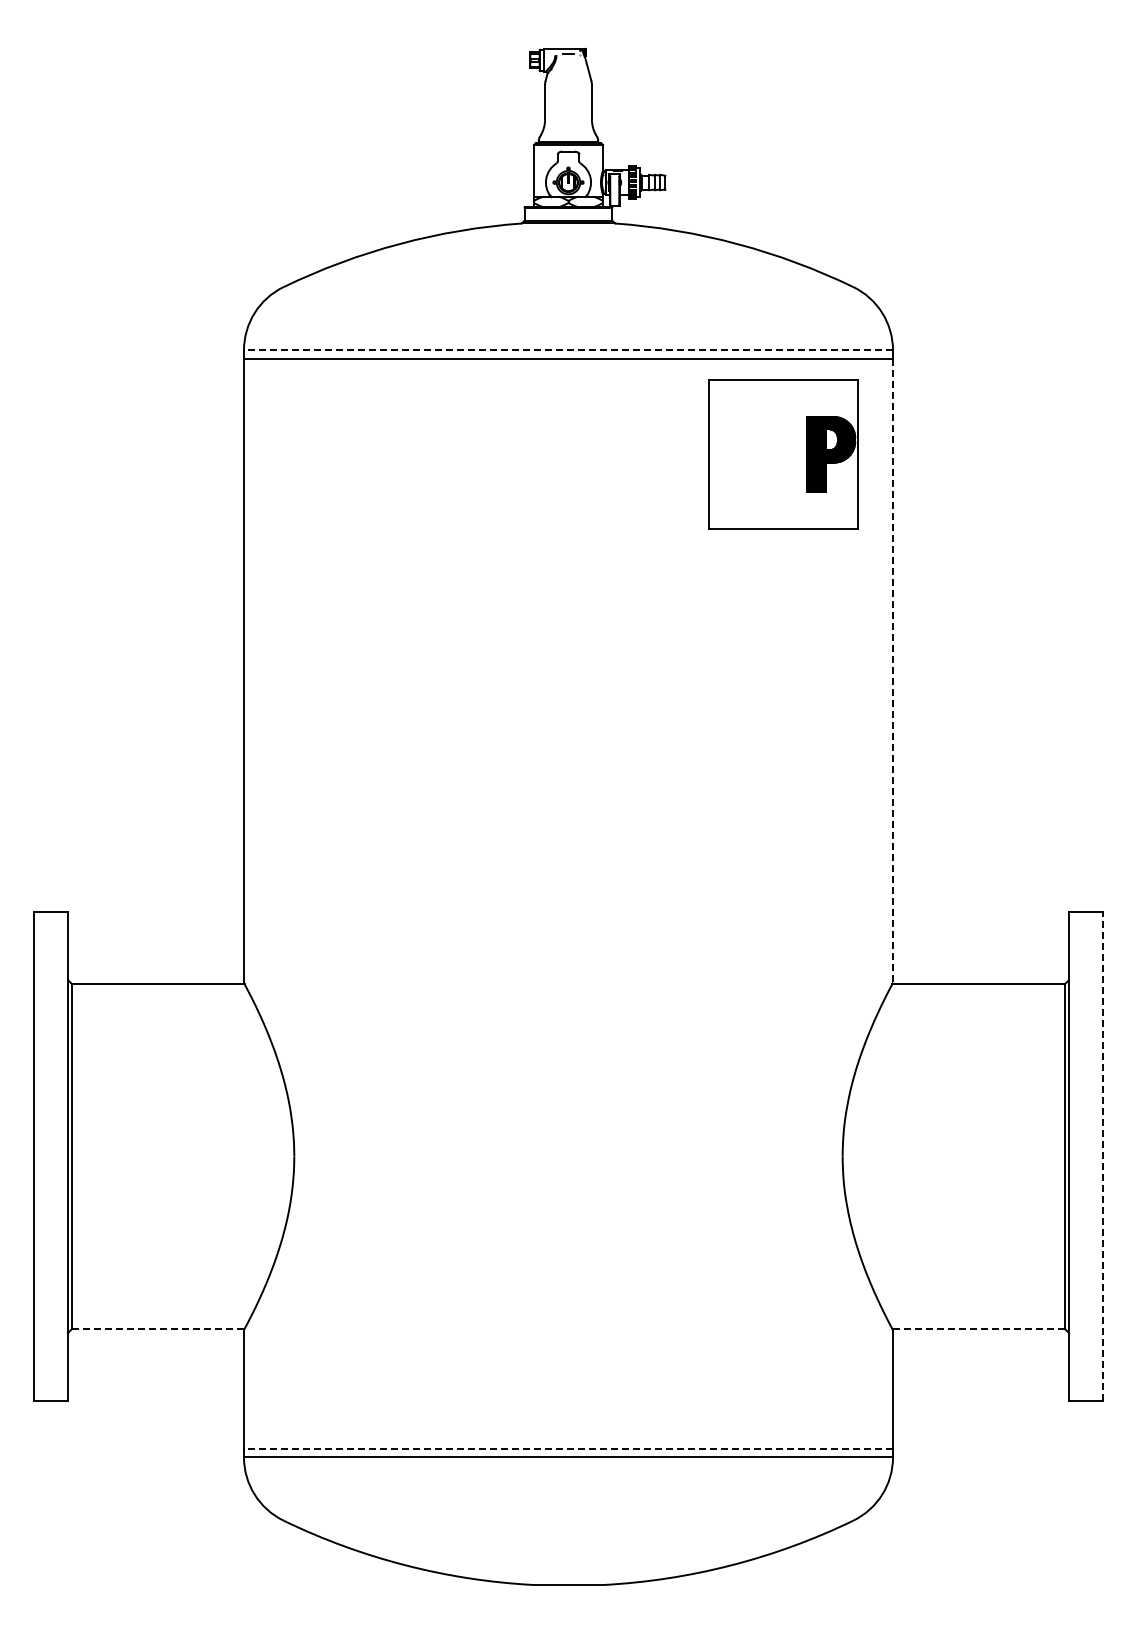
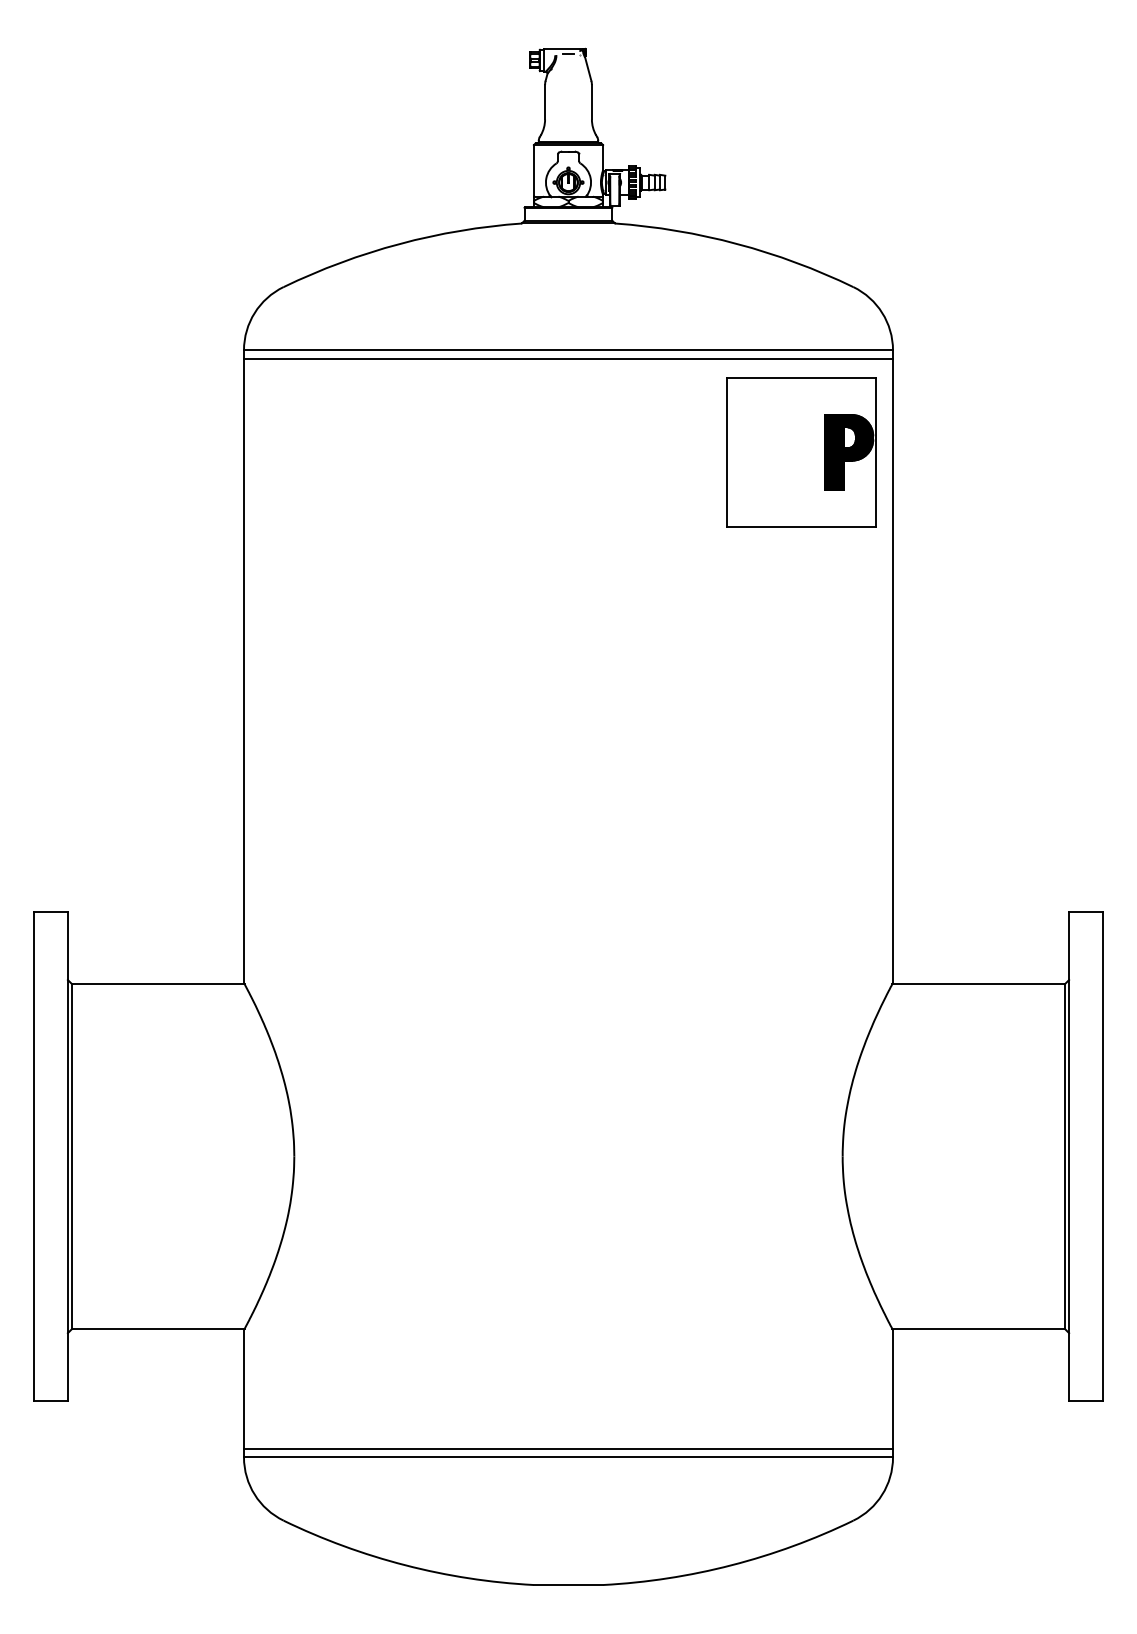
line: dashed -> solid (568, 350)
part position: (783, 454) -> (801, 452) (801, 452)
line: dashed -> solid (893, 671)
line: dashed -> solid (1103, 1156)
line: dashed -> solid (158, 1328)
line: dashed -> solid (978, 1328)
line: dashed -> solid (568, 1449)
